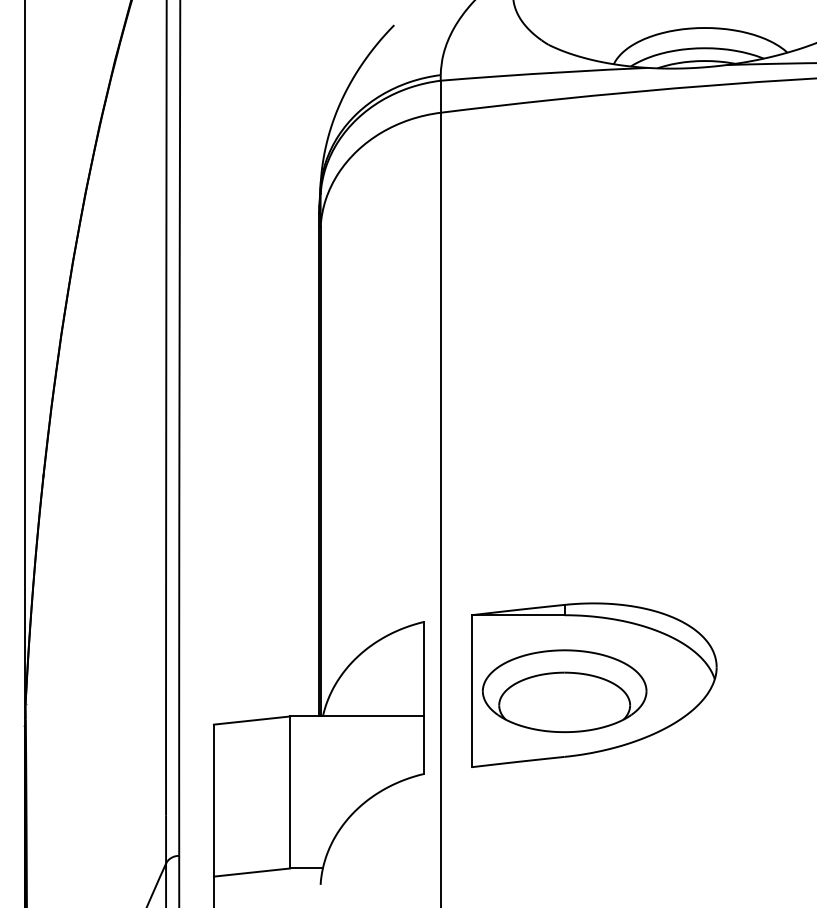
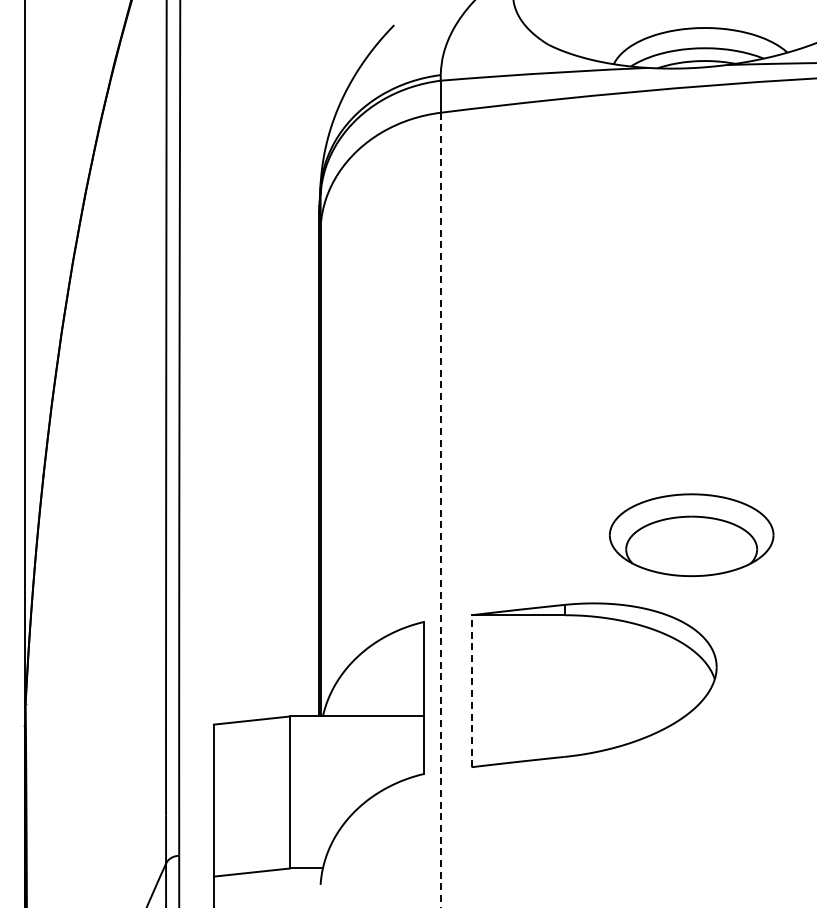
line: solid -> dashed (440, 510)
part position: (564, 690) -> (691, 534) (691, 534)
line: solid -> dashed (471, 691)
